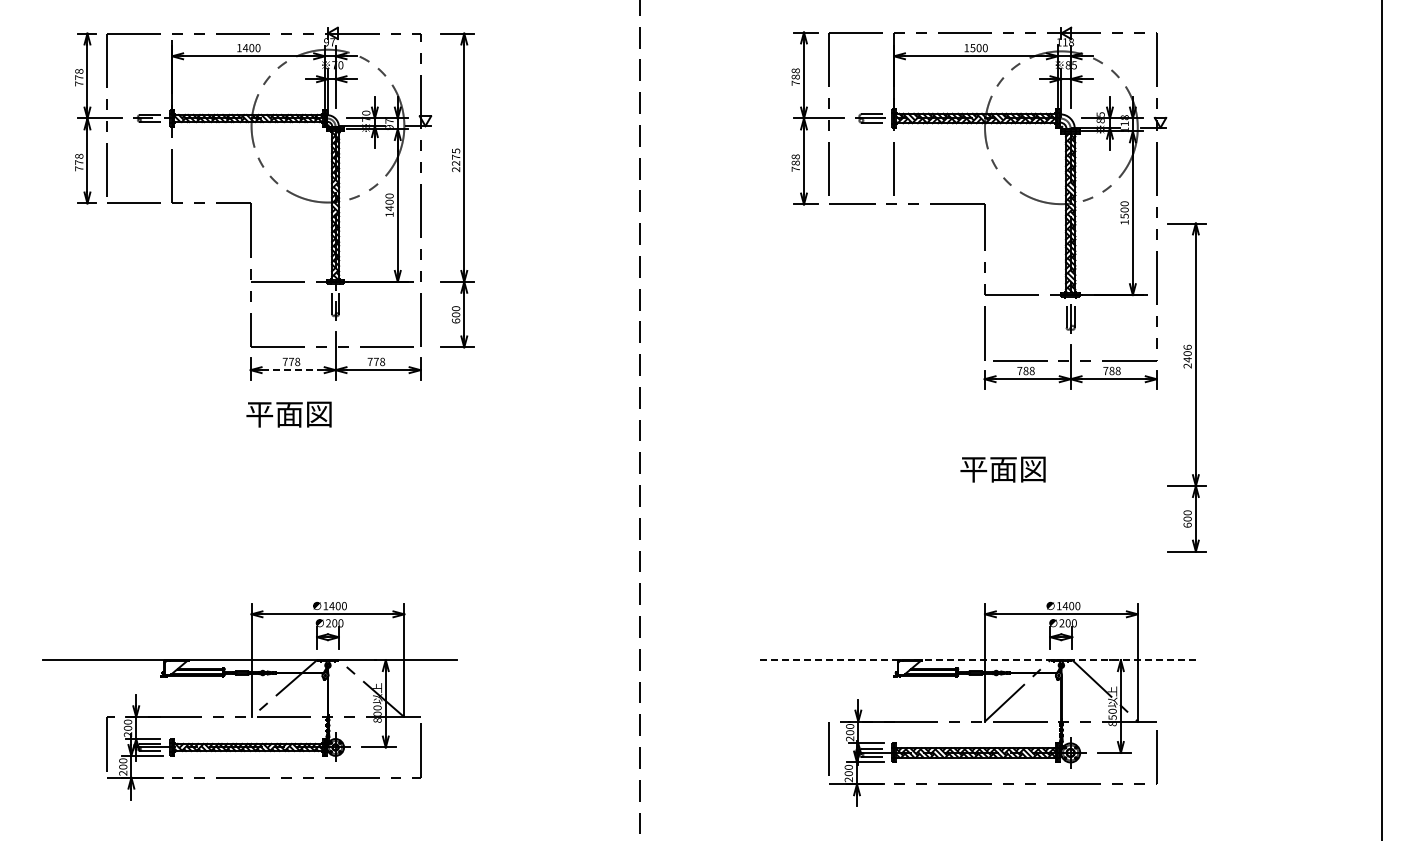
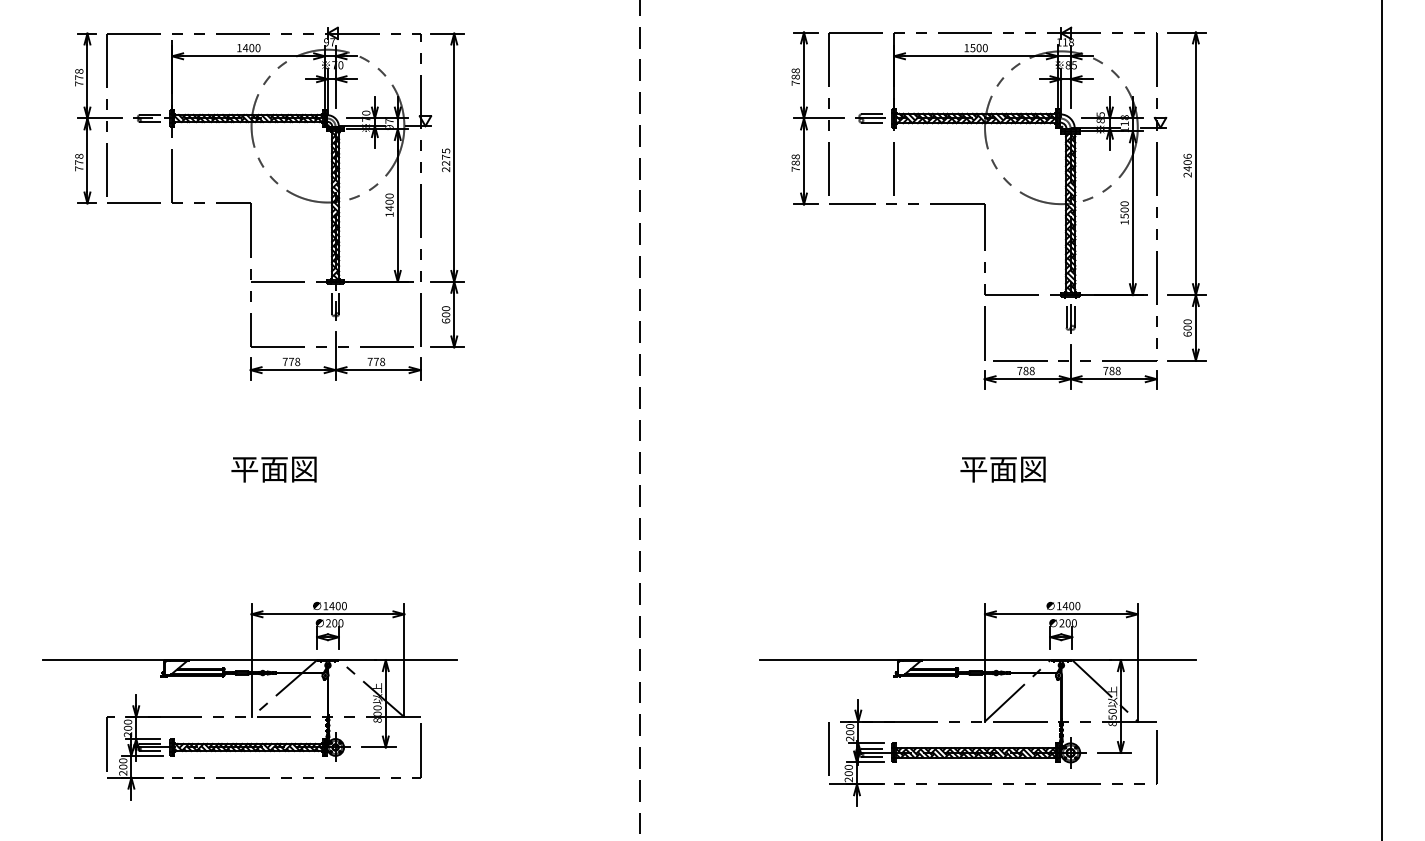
part position: (457, 190) -> (447, 190) (447, 190)
line: dashed -> solid (293, 370)
part position: (1195, 387) -> (1195, 196) (1195, 196)
text position: (288, 414) -> (273, 469) (273, 469)
line: dashed -> solid (978, 660)
